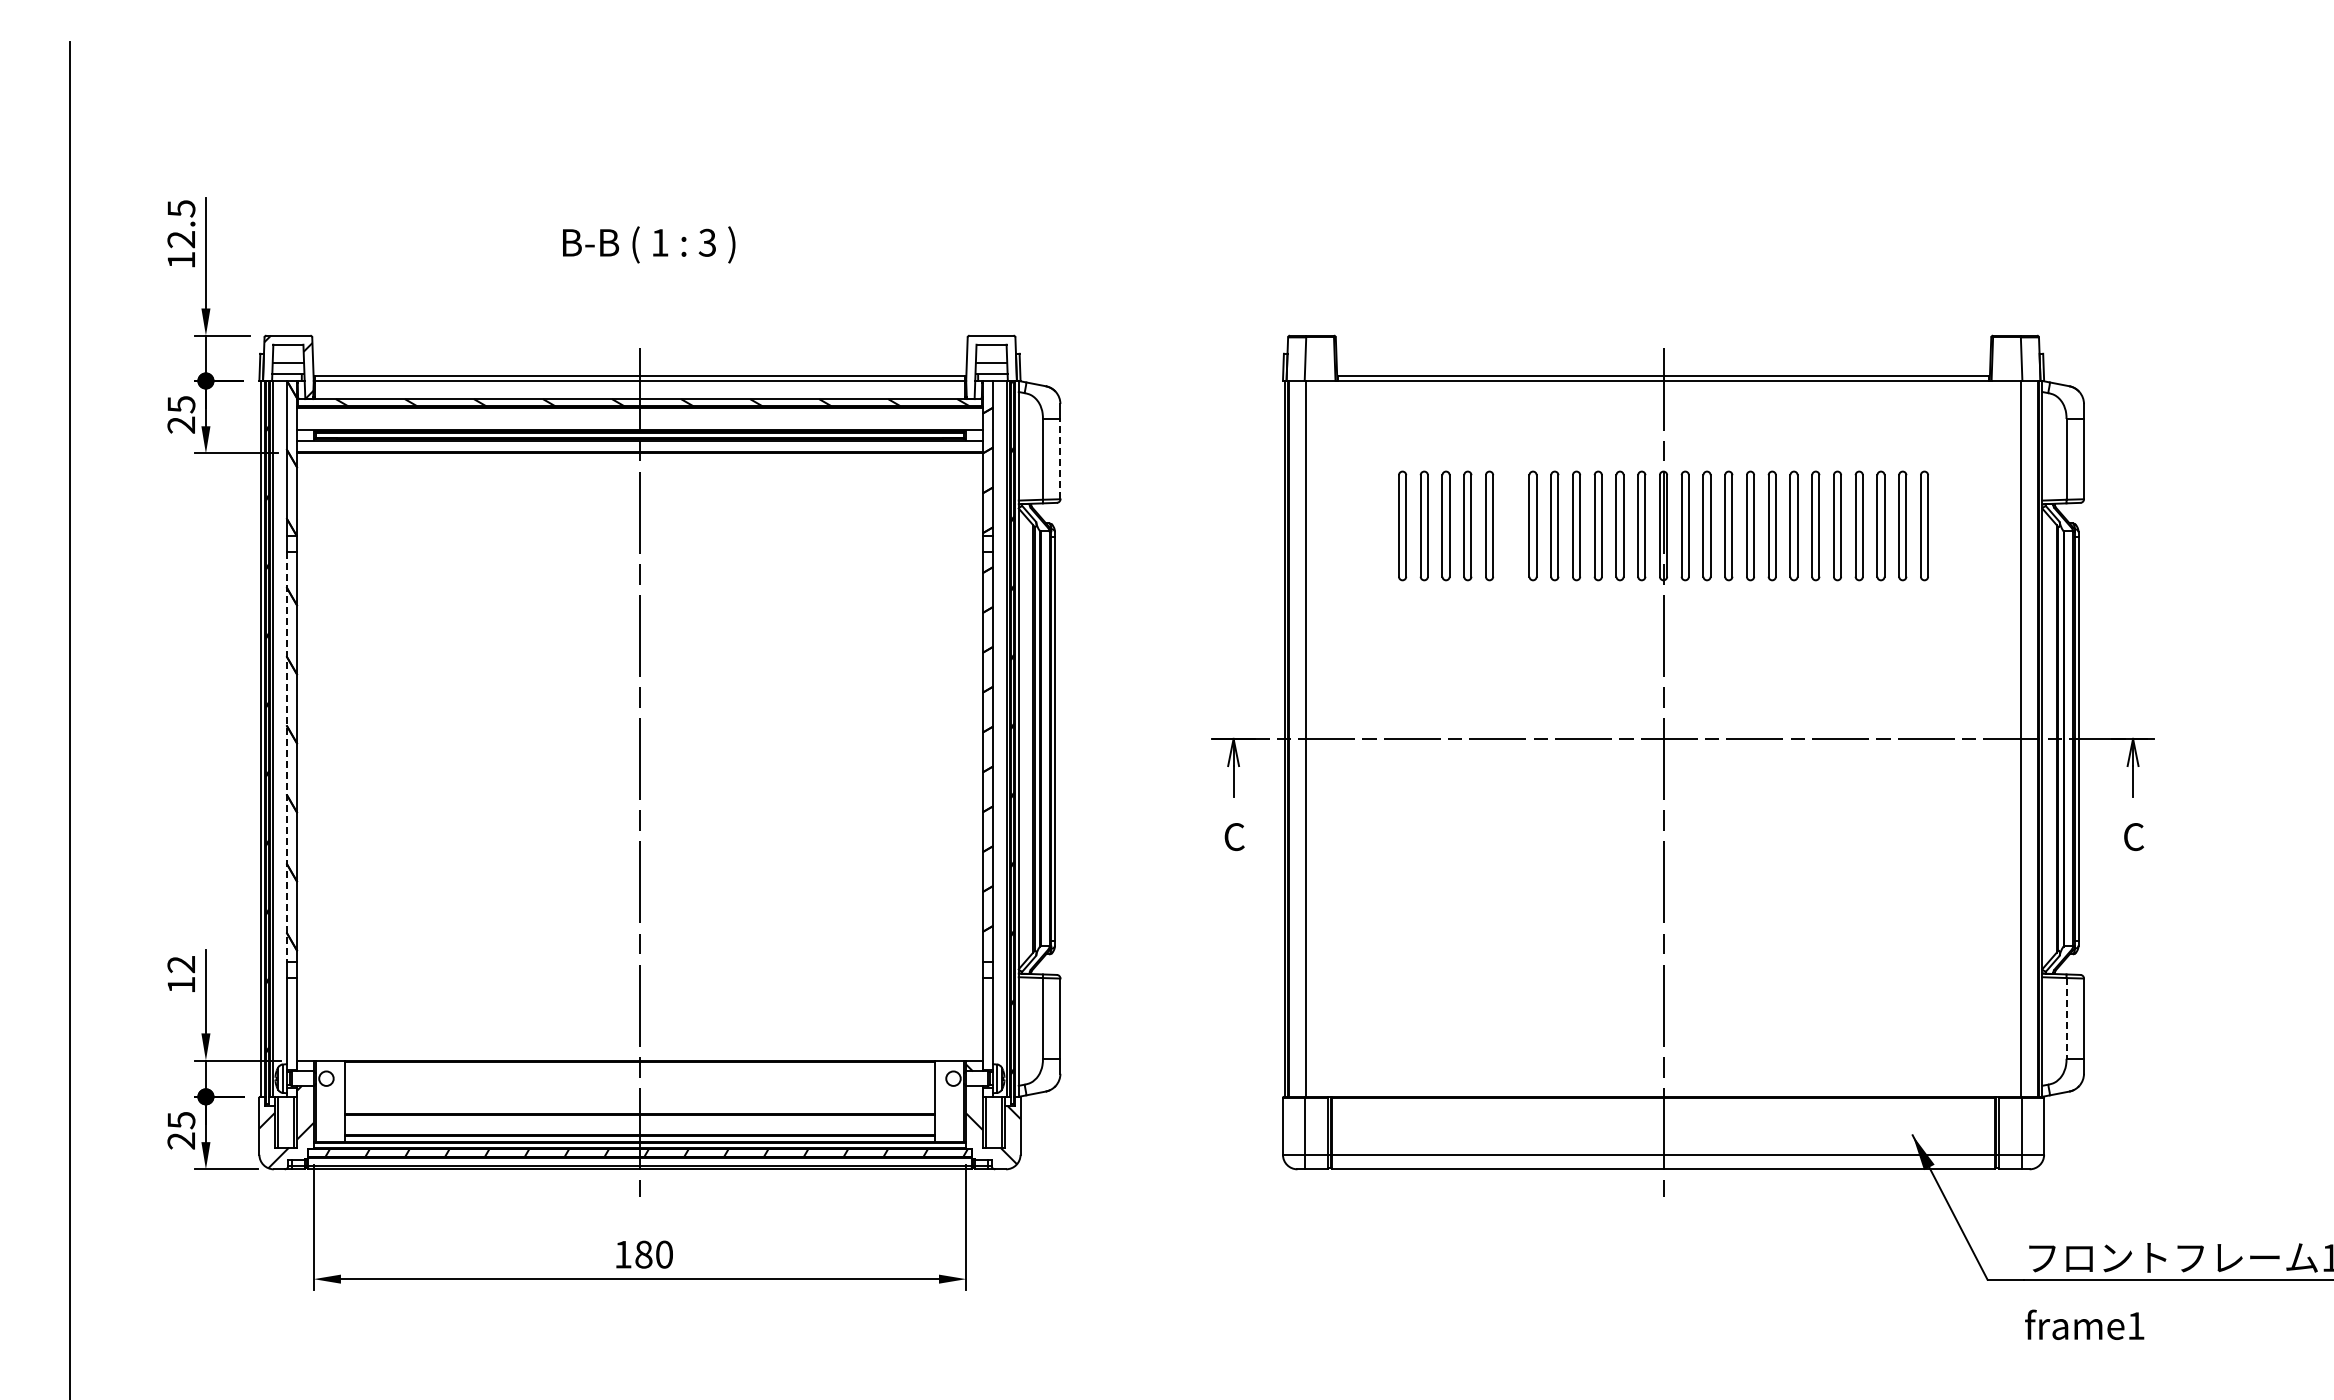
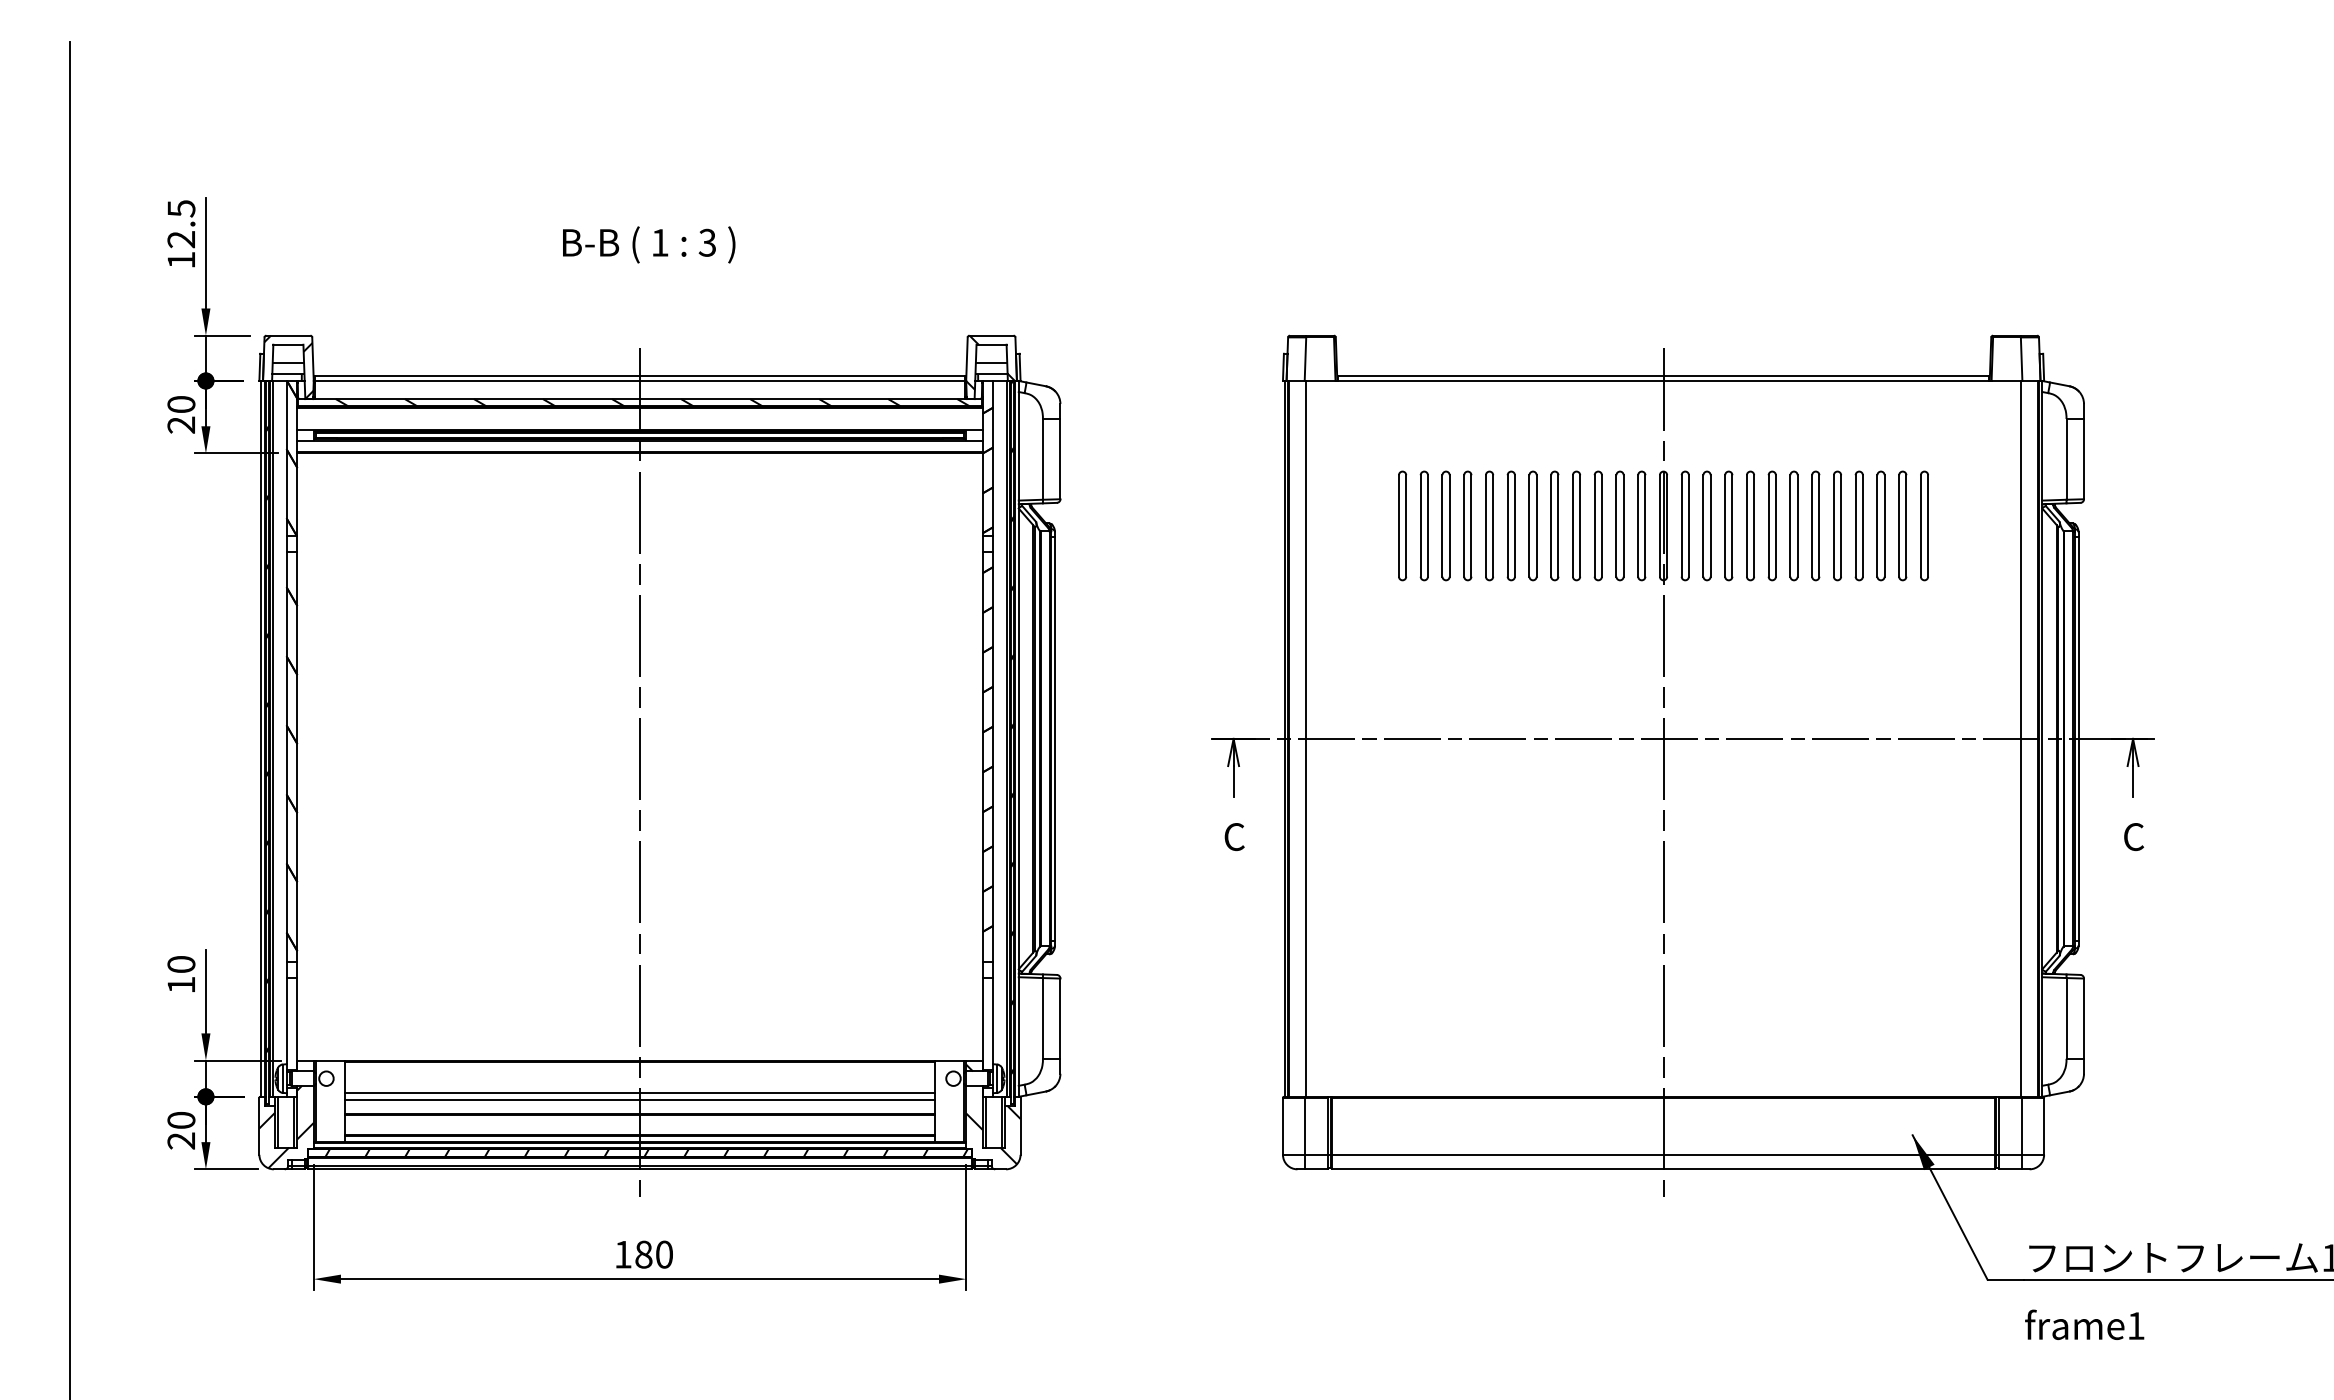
hatch: none -> present (990, 362)
text: 25 -> 20 (181, 404)
line: dashed -> solid (1060, 458)
part: none -> present (1510, 525)
line: dashed -> solid (286, 757)
text: 12 -> 10 (181, 964)
line: dashed -> solid (2066, 1018)
line: none -> present (639, 1093)
line: none -> present (639, 1100)
text: 25 -> 20 (181, 1120)
